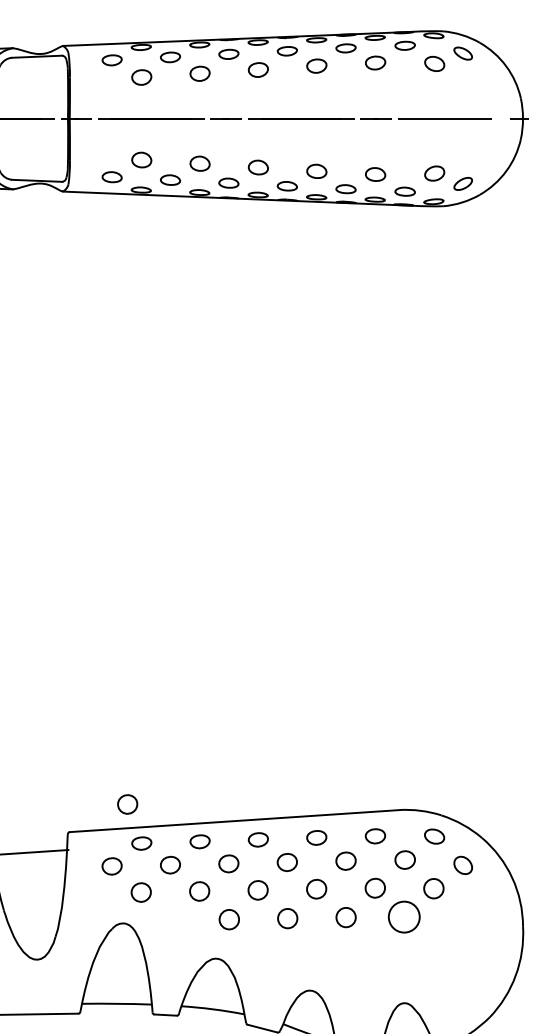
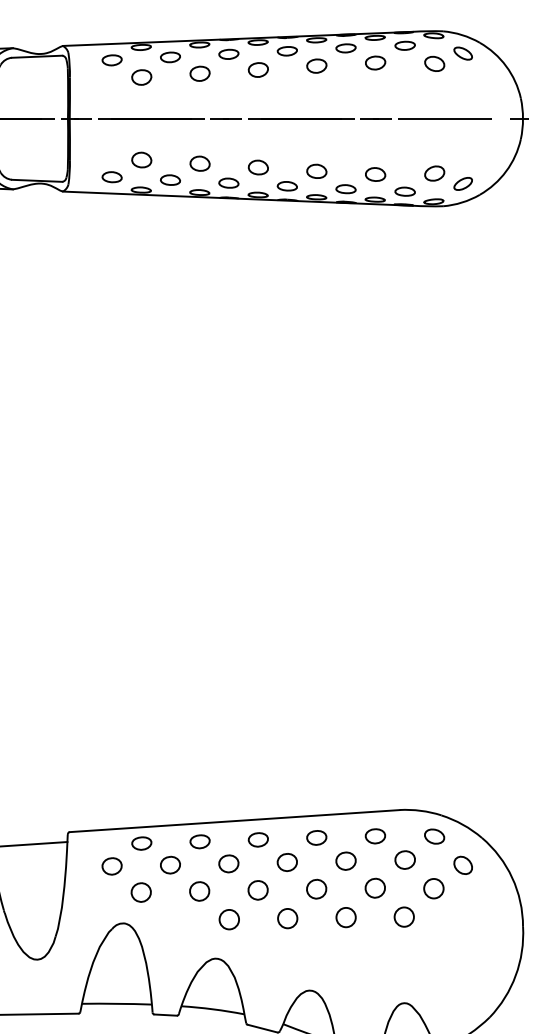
part: present -> none (127, 804)
line position: (35, 852) -> (34, 844) (34, 844)
circle diameter: 31 px -> 19 px (403, 916)
